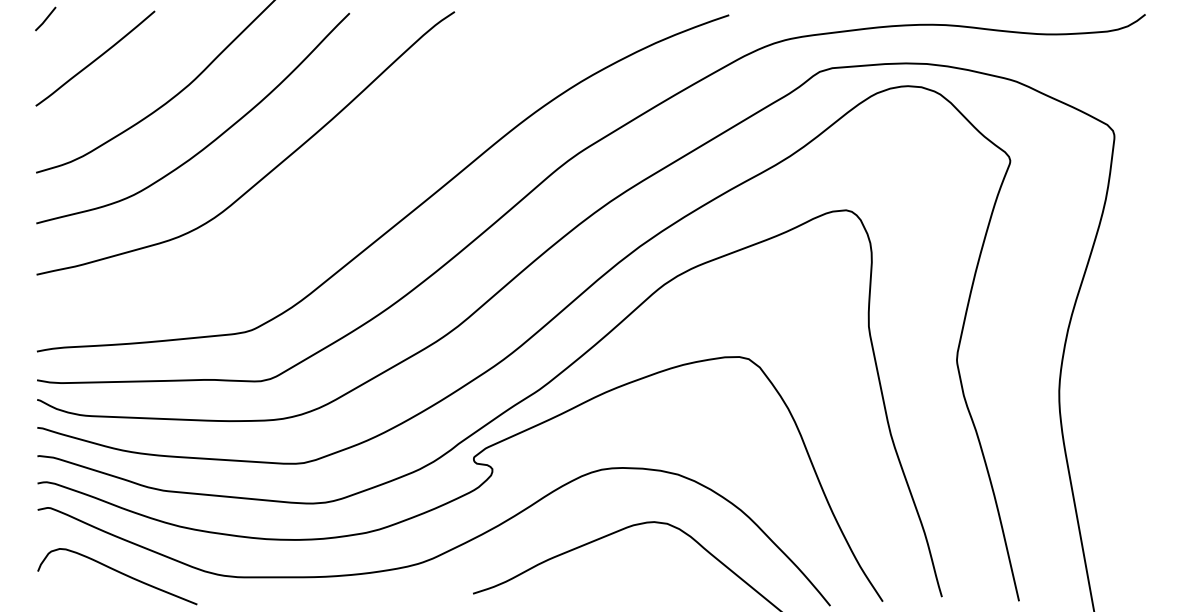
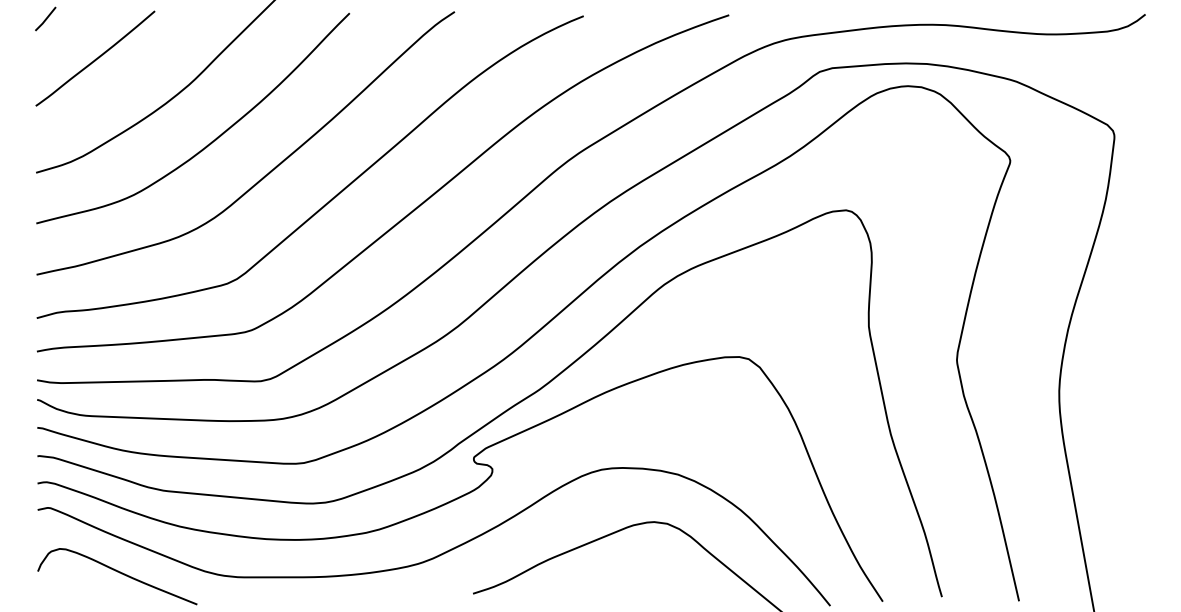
curve: none -> present (332, 197)
